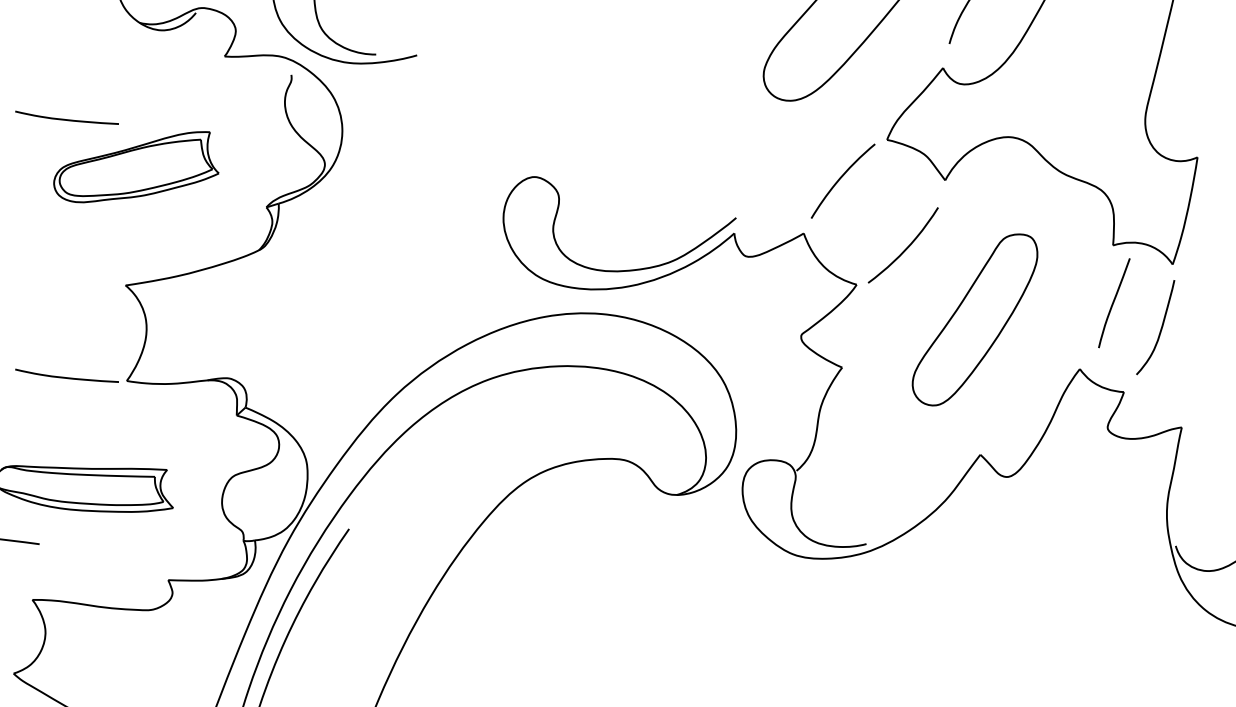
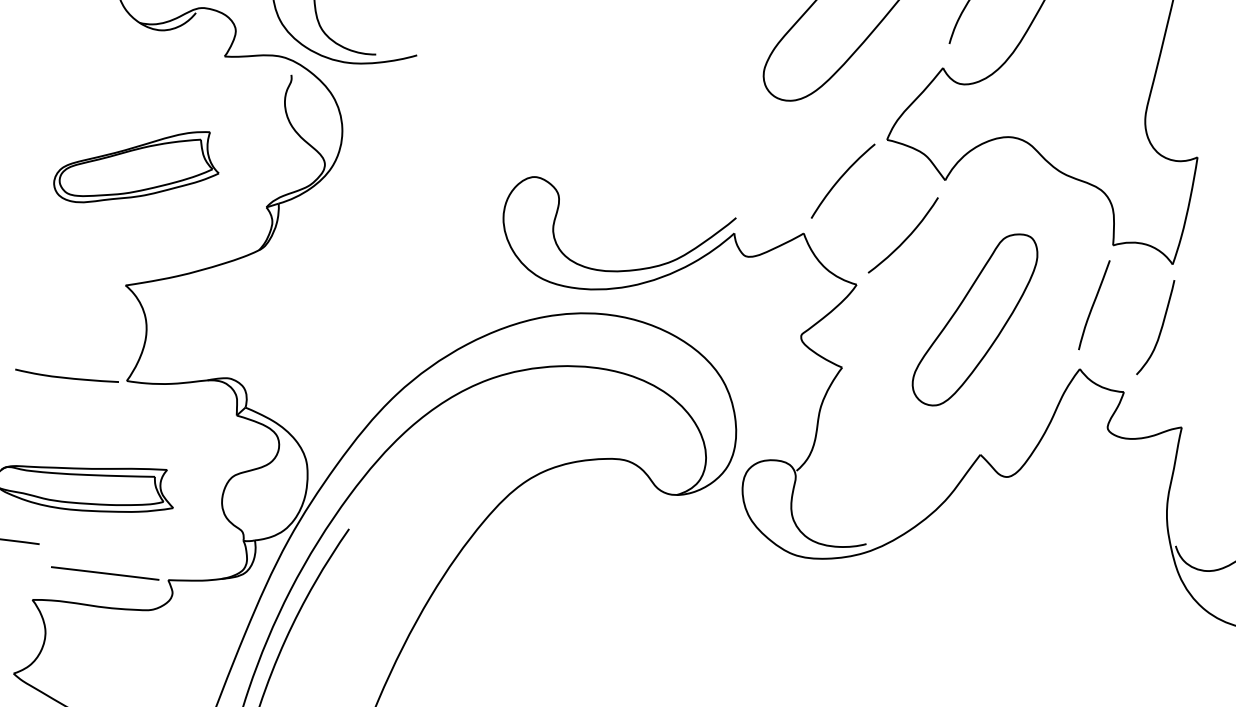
curve: present -> none (66, 119)
curve position: (905, 248) -> (905, 238) (905, 238)
curve position: (1114, 302) -> (1094, 304) (1094, 304)
line: none -> present (105, 573)
